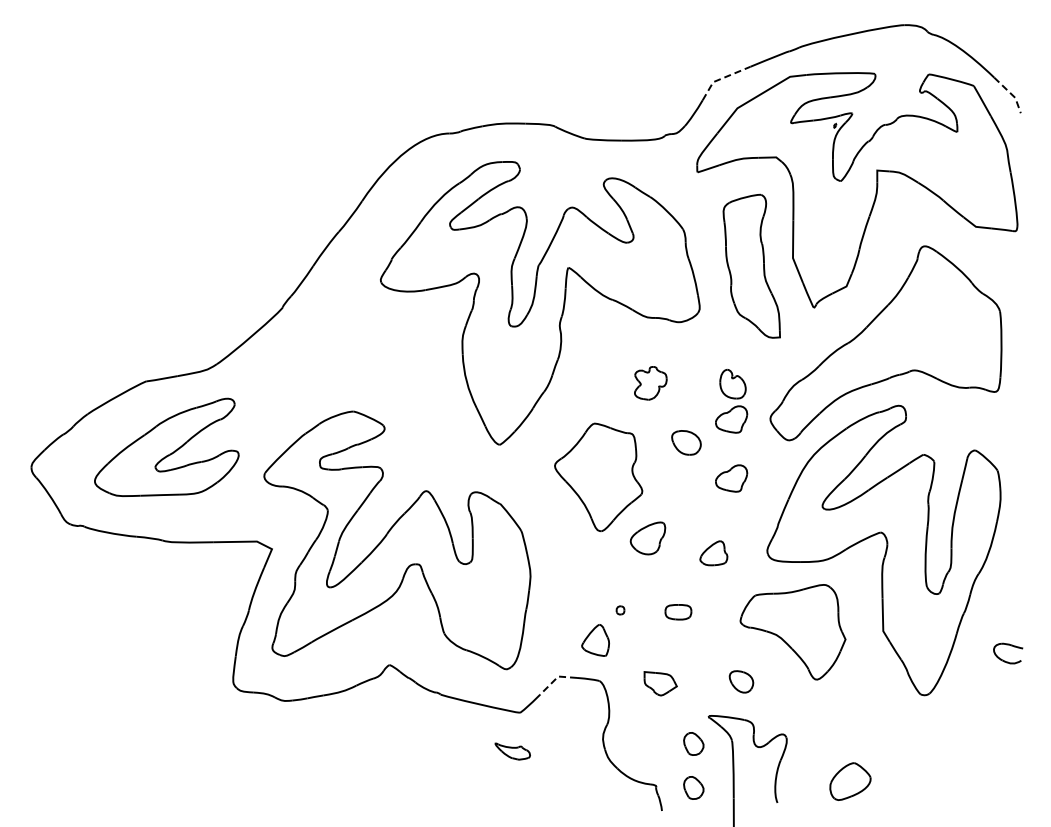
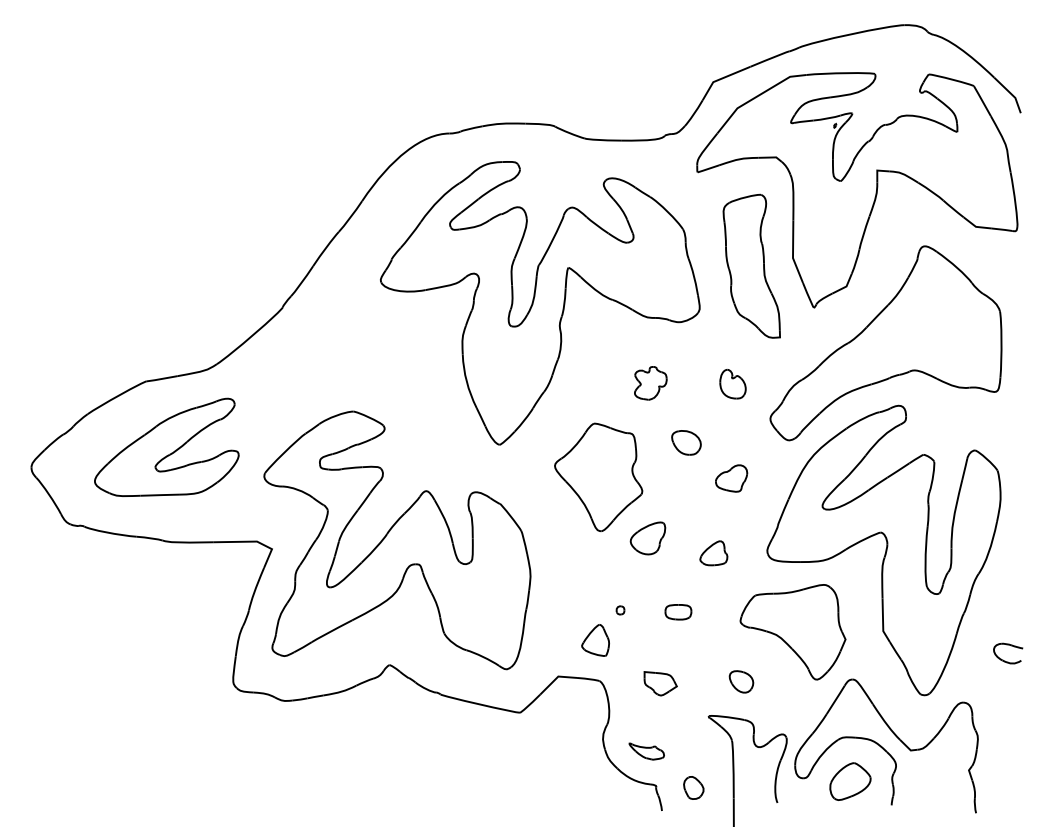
line: dashed -> solid (722, 78)
line: dashed -> solid (1011, 93)
part: present -> none (731, 419)
line: dashed -> solid (556, 678)
part: present -> none (693, 743)
part: none -> present (886, 745)
part position: (512, 751) -> (646, 751) (646, 751)
